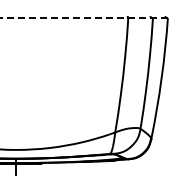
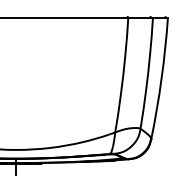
line: dashed -> solid (84, 18)
